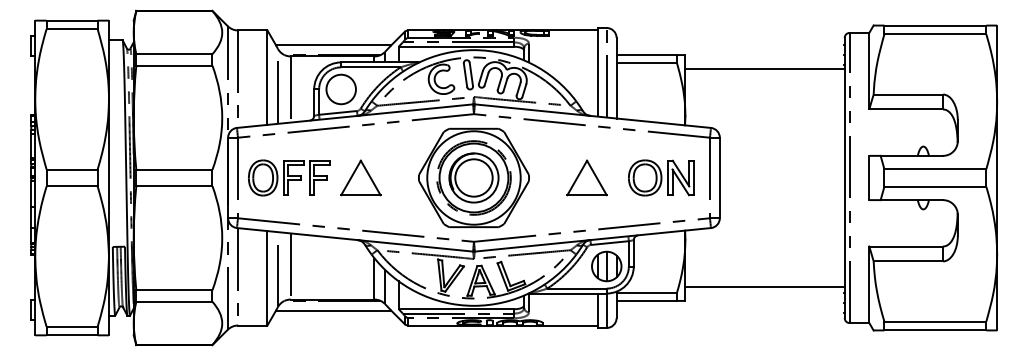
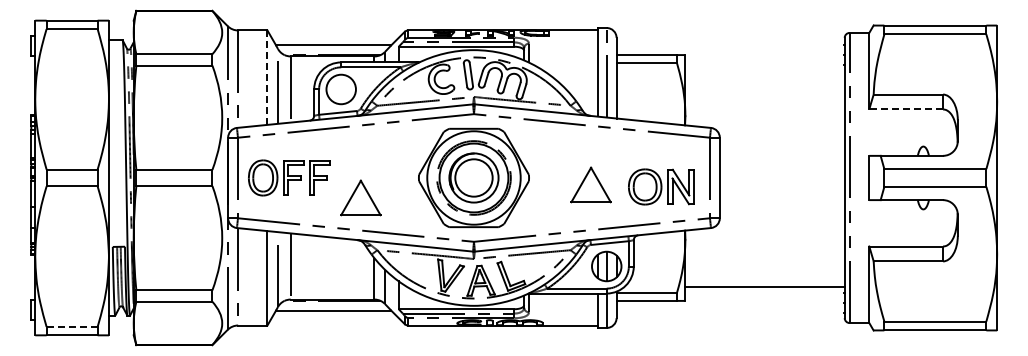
line: present -> none (764, 68)
line: solid -> dashed (267, 78)
line: solid -> dashed (906, 109)
part position: (360, 177) -> (360, 197) (360, 197)
part position: (586, 177) -> (590, 184) (590, 184)
part position: (661, 177) -> (661, 186) (661, 186)
line: solid -> dashed (72, 326)
